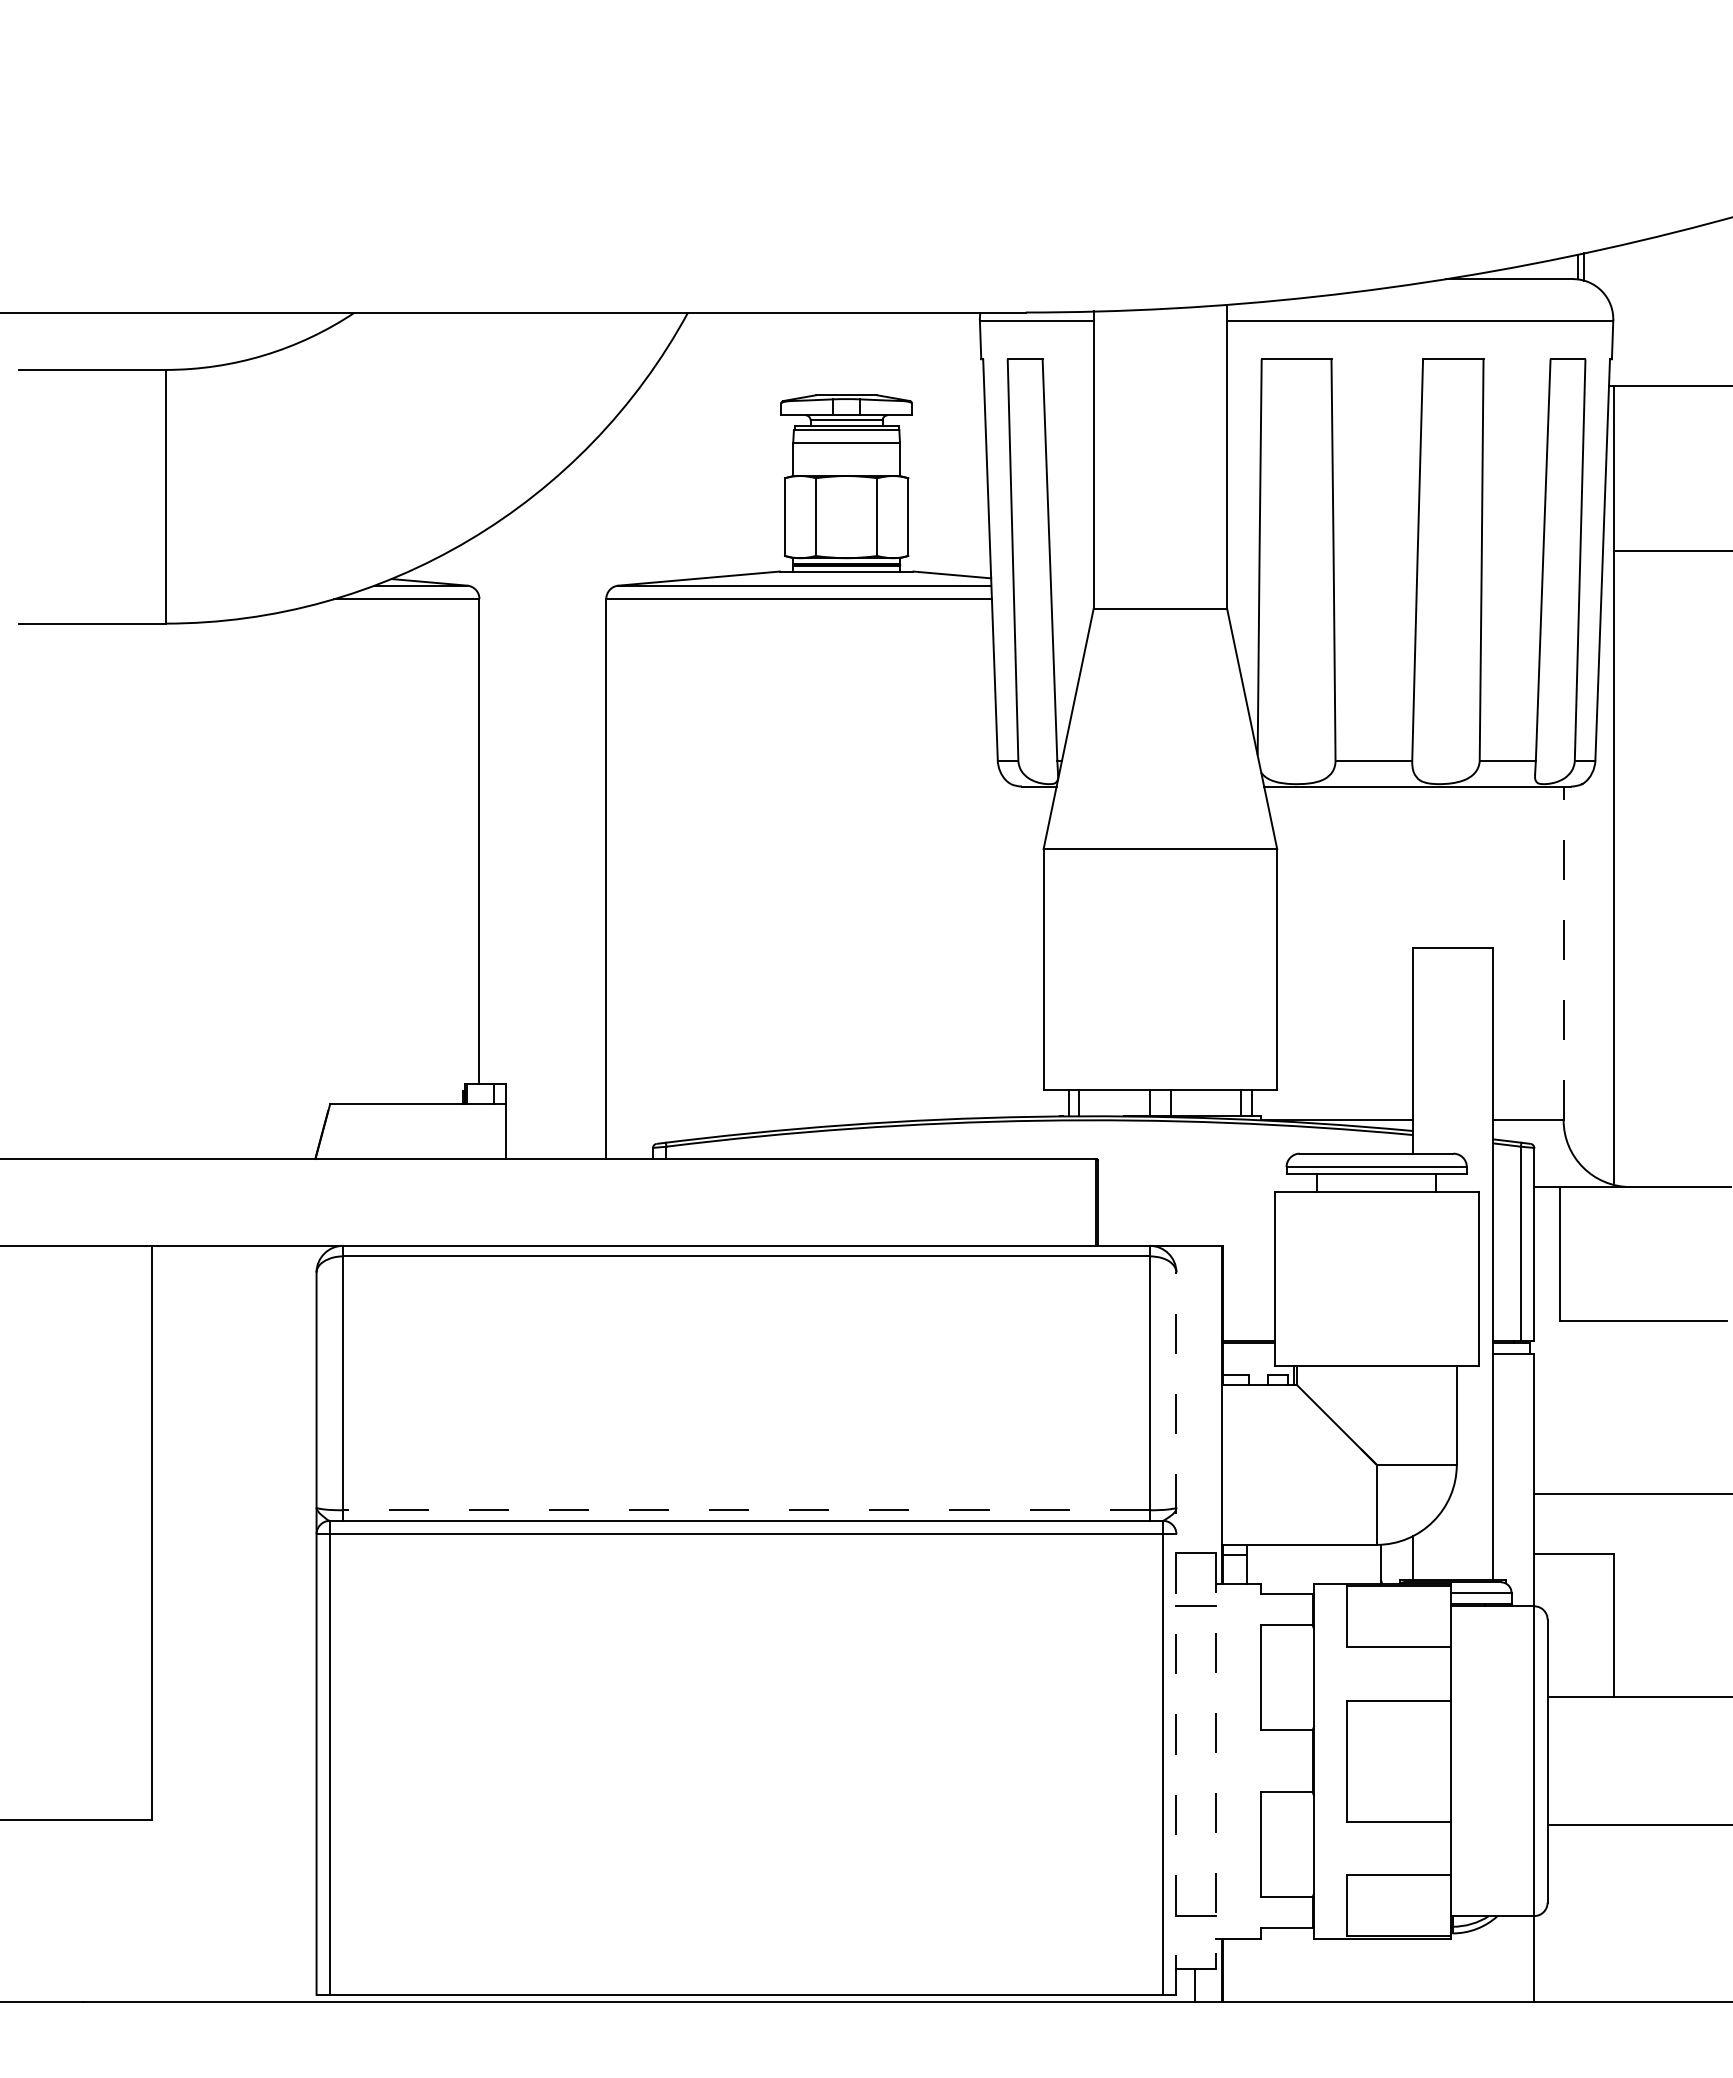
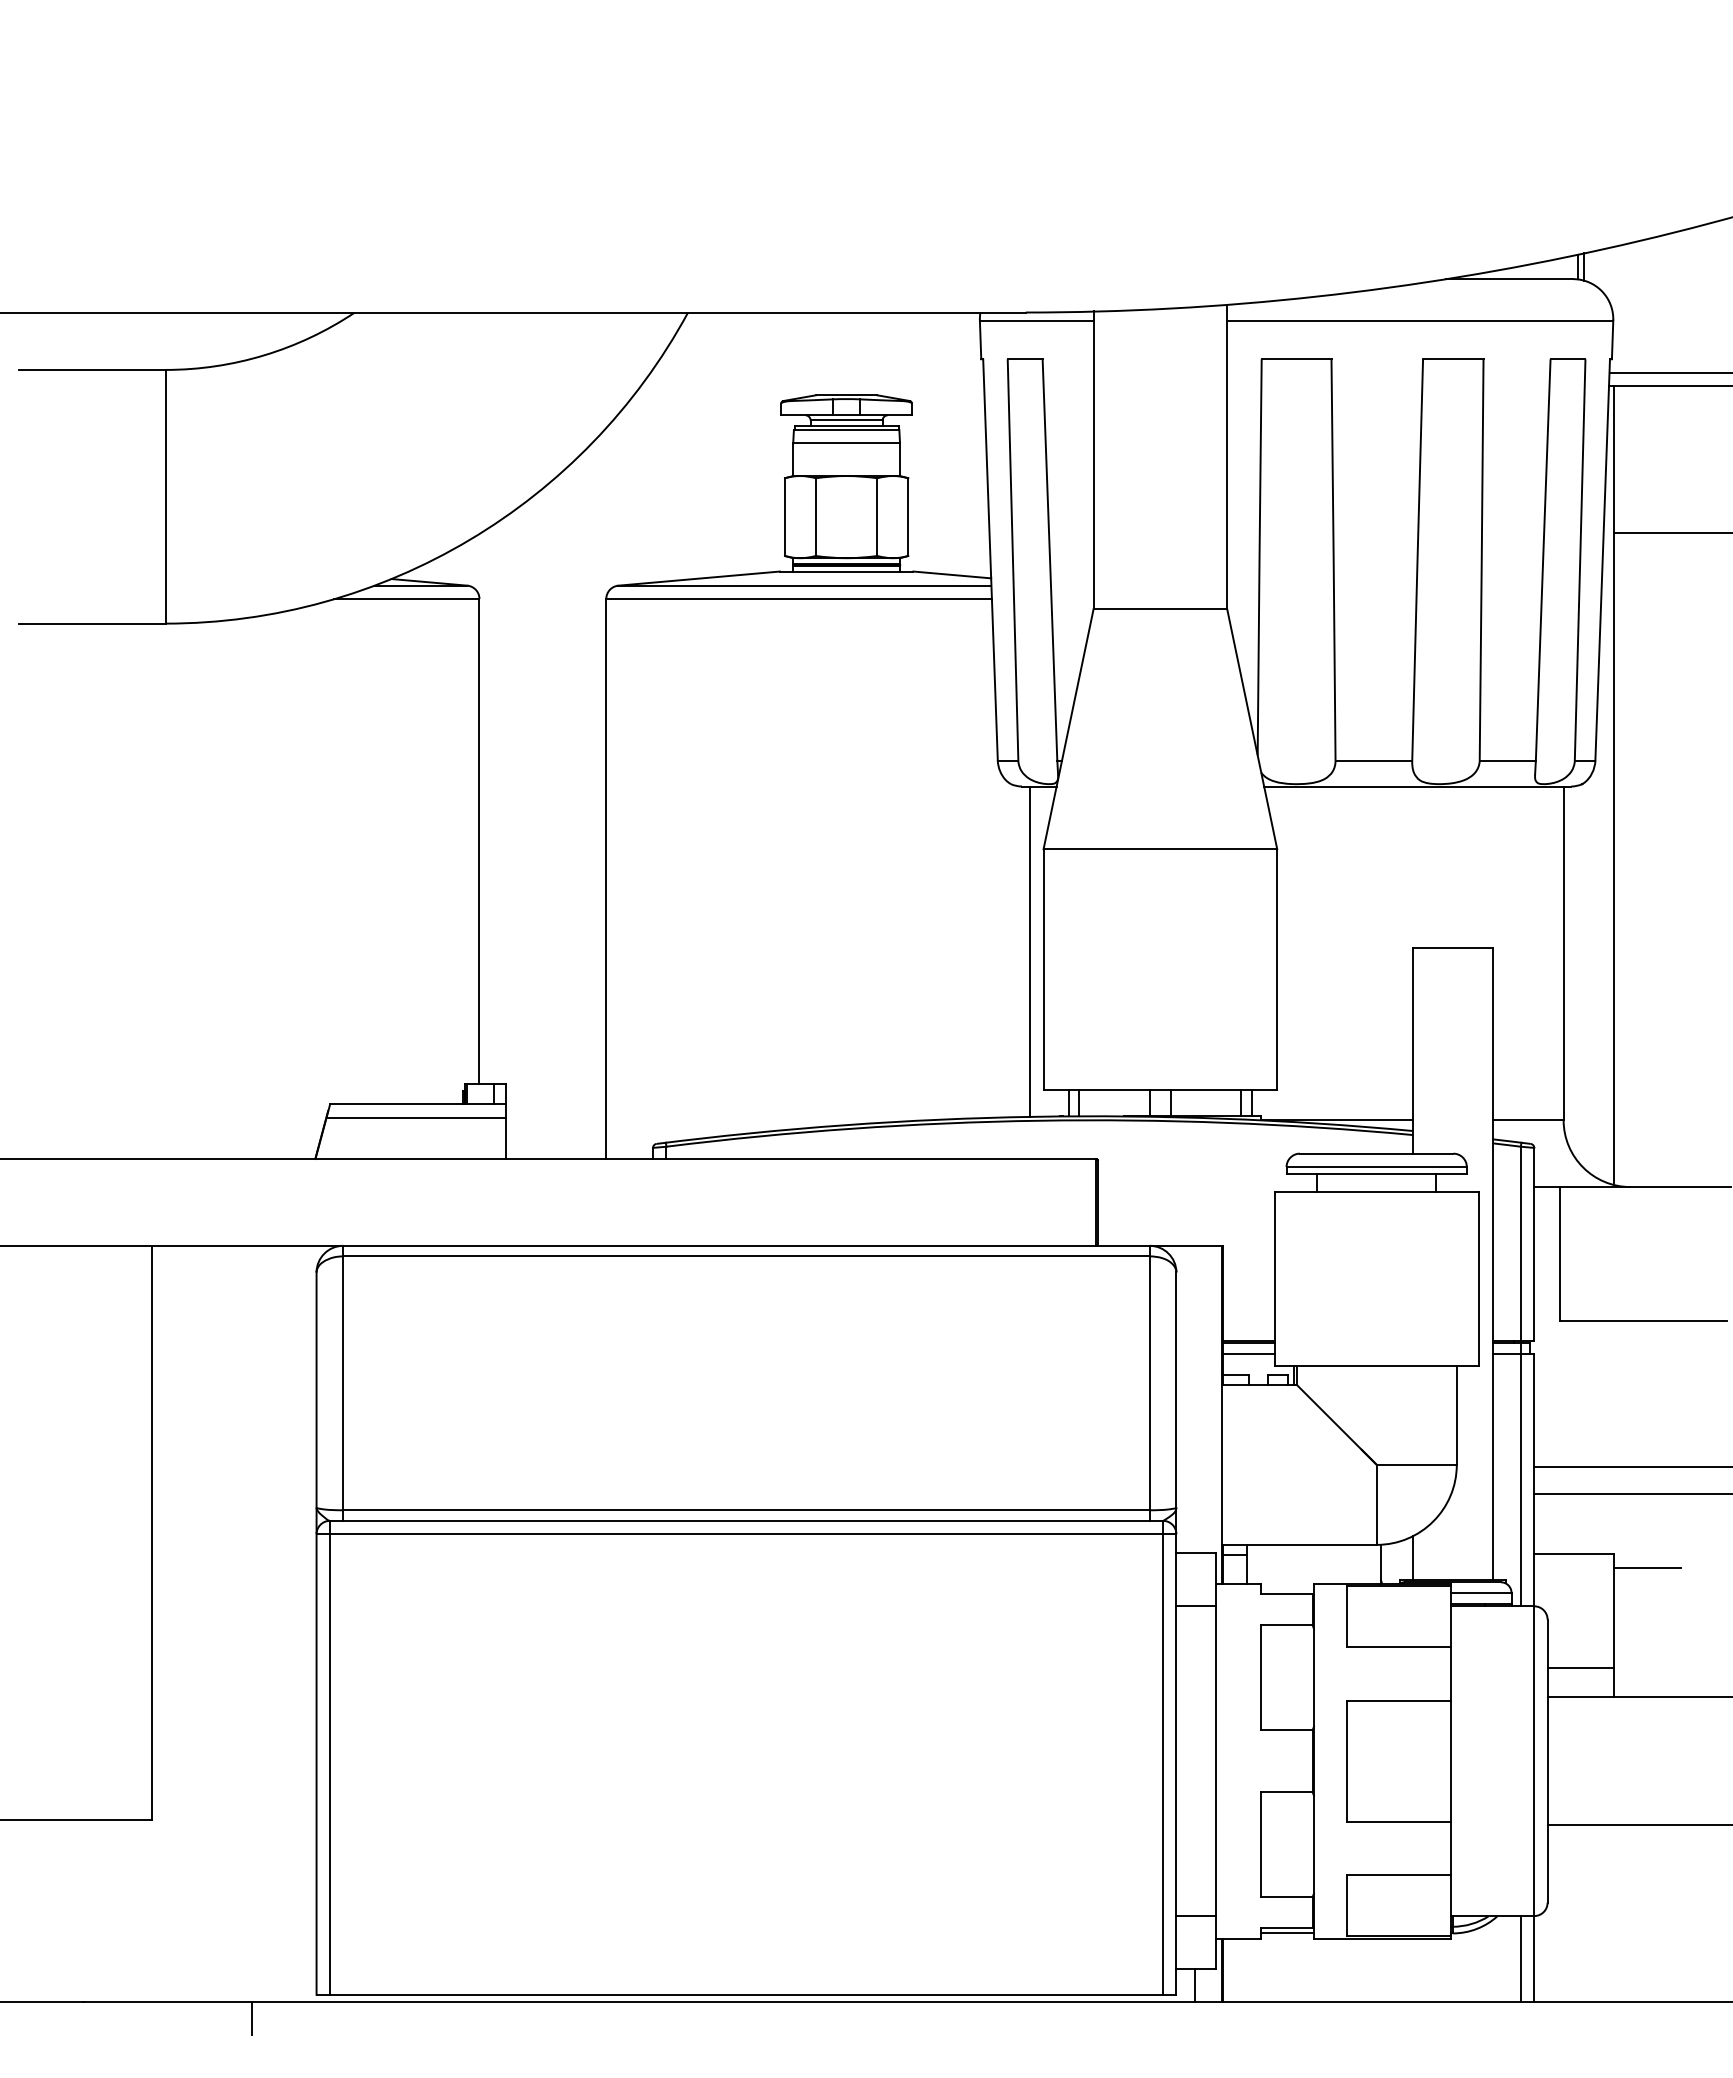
line: none -> present (1669, 372)
line position: (1671, 550) -> (1671, 532) (1671, 532)
line: none -> present (1029, 951)
line: dashed -> solid (1563, 953)
line: none -> present (415, 1117)
line: none -> present (1248, 1353)
line: none -> present (1631, 1467)
line: none -> present (1520, 1474)
line: dashed -> solid (746, 1510)
line: none -> present (1647, 1567)
line: dashed -> solid (1176, 1633)
line: none -> present (1580, 1667)
line: dashed -> solid (1216, 1761)
line: none -> present (1286, 1933)
line: none -> present (1520, 1958)
line: none -> present (252, 2017)
